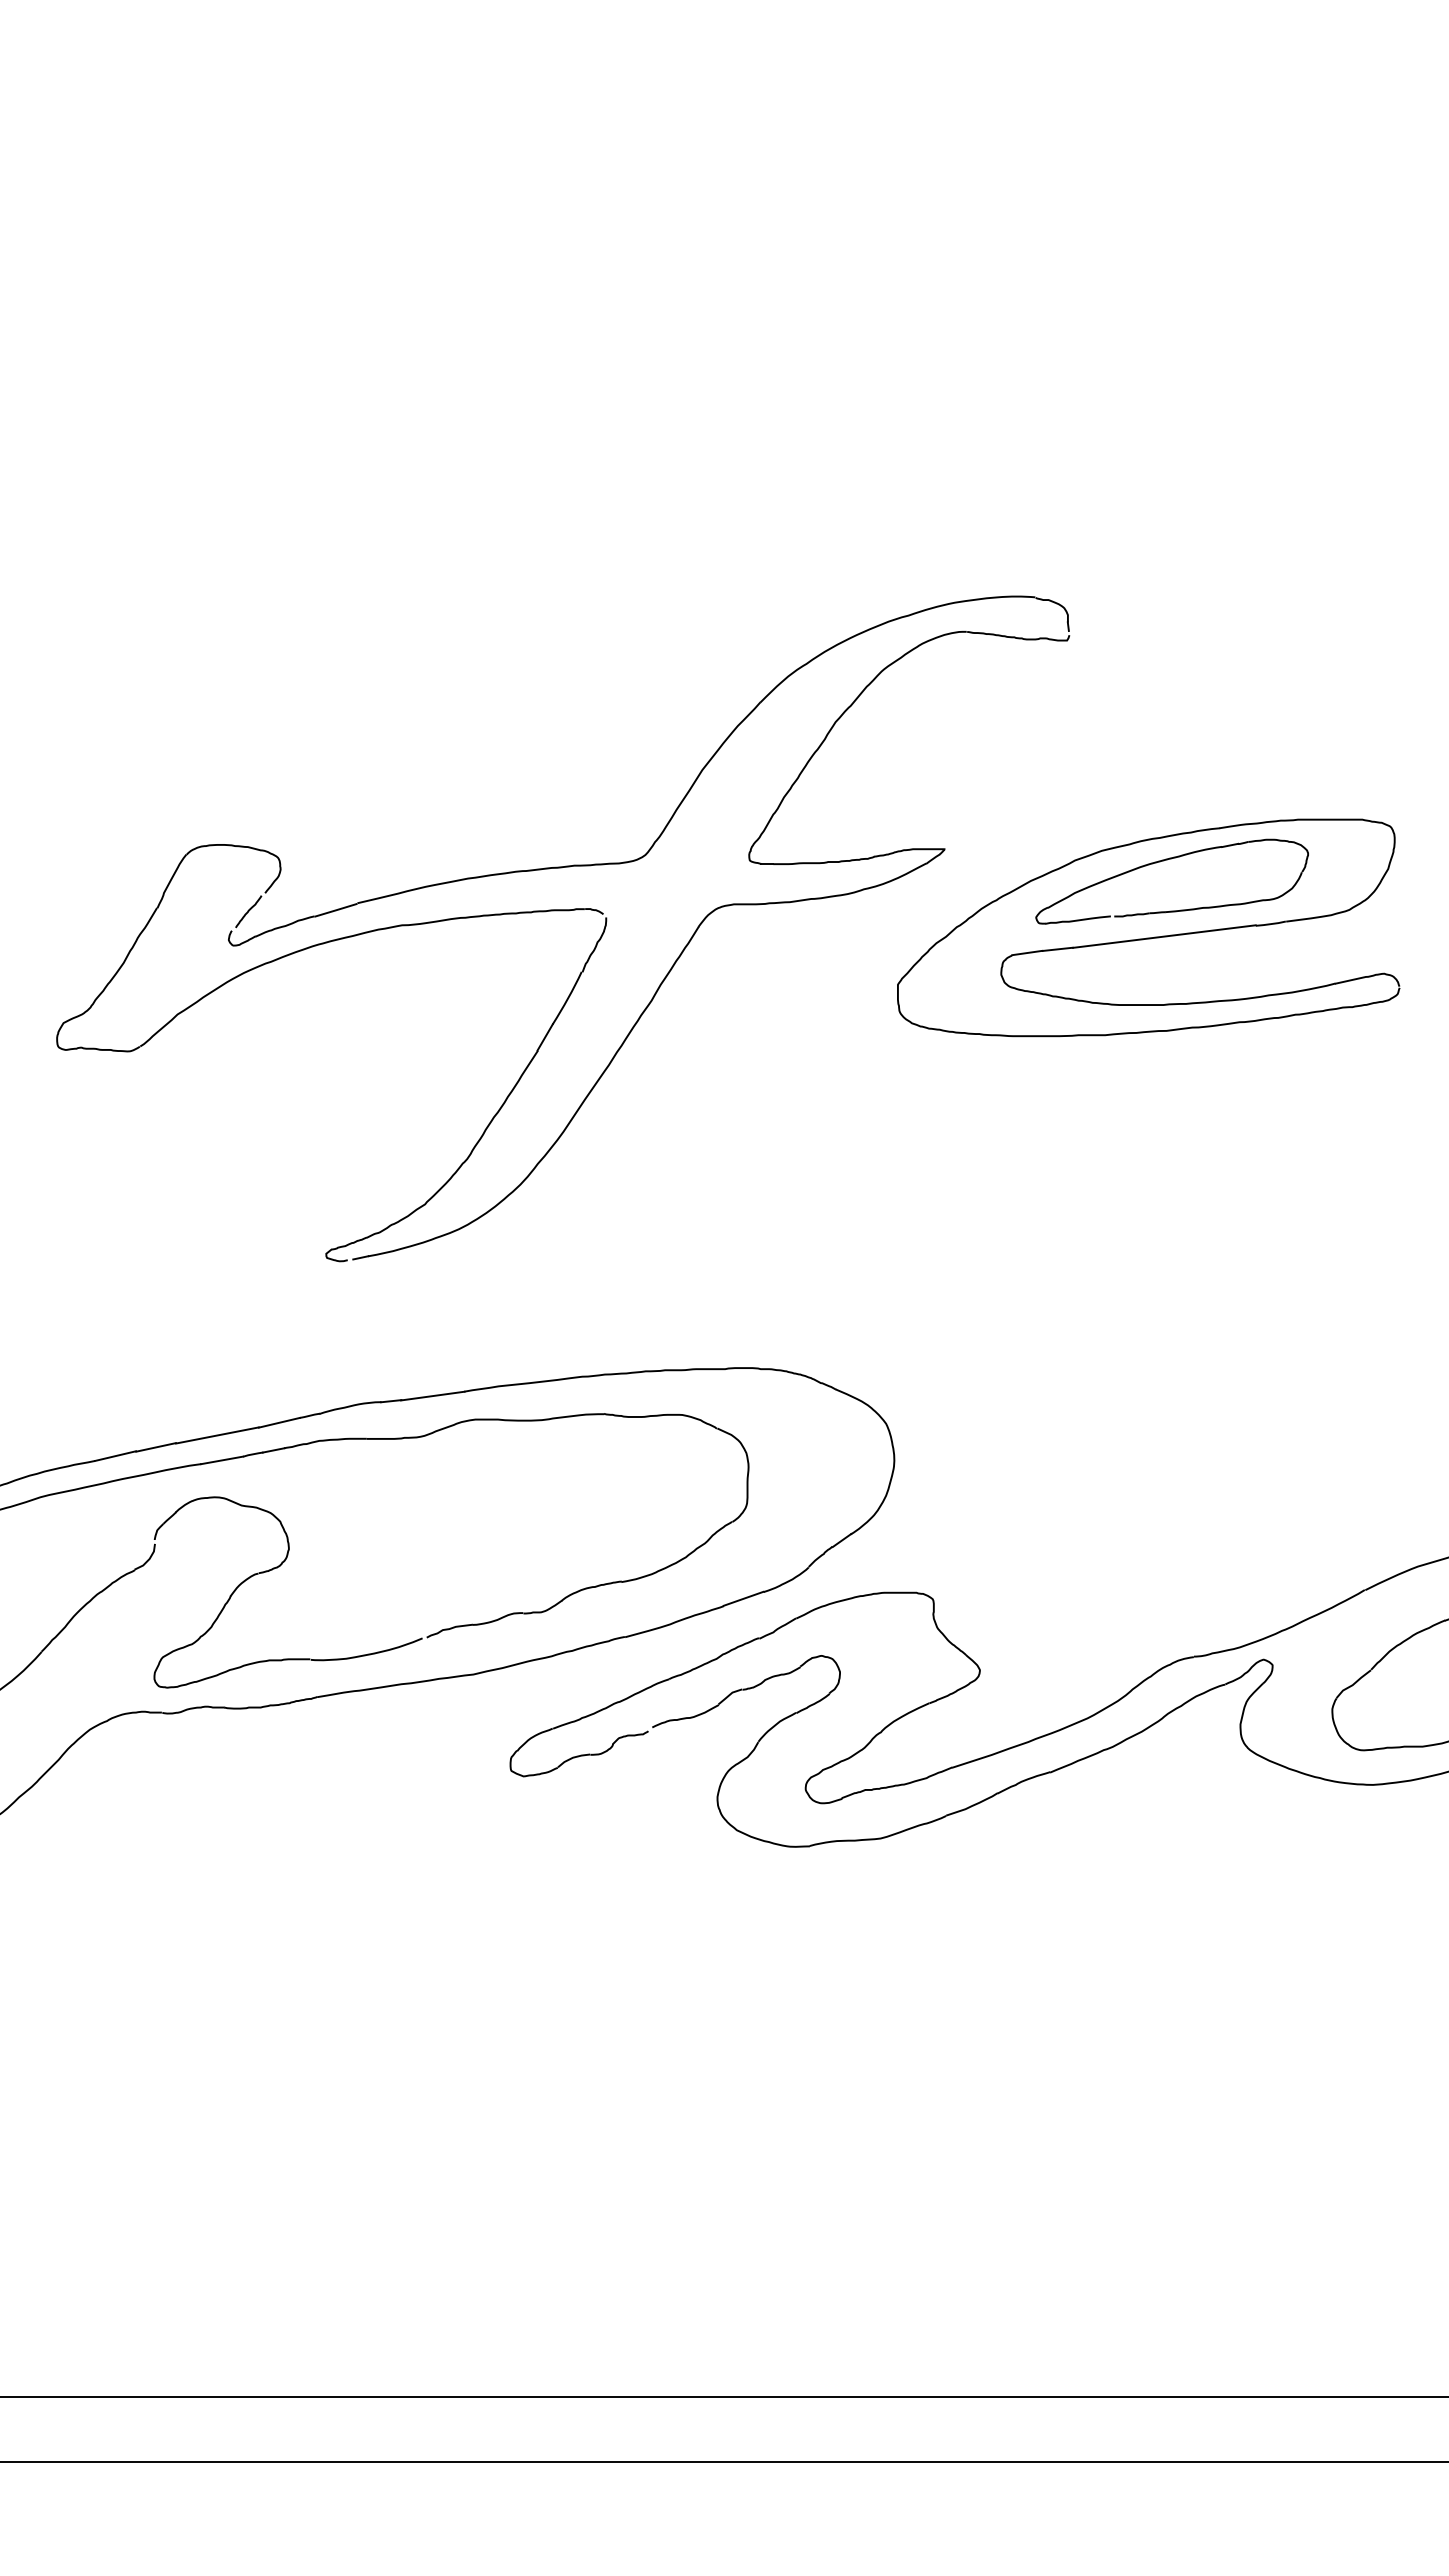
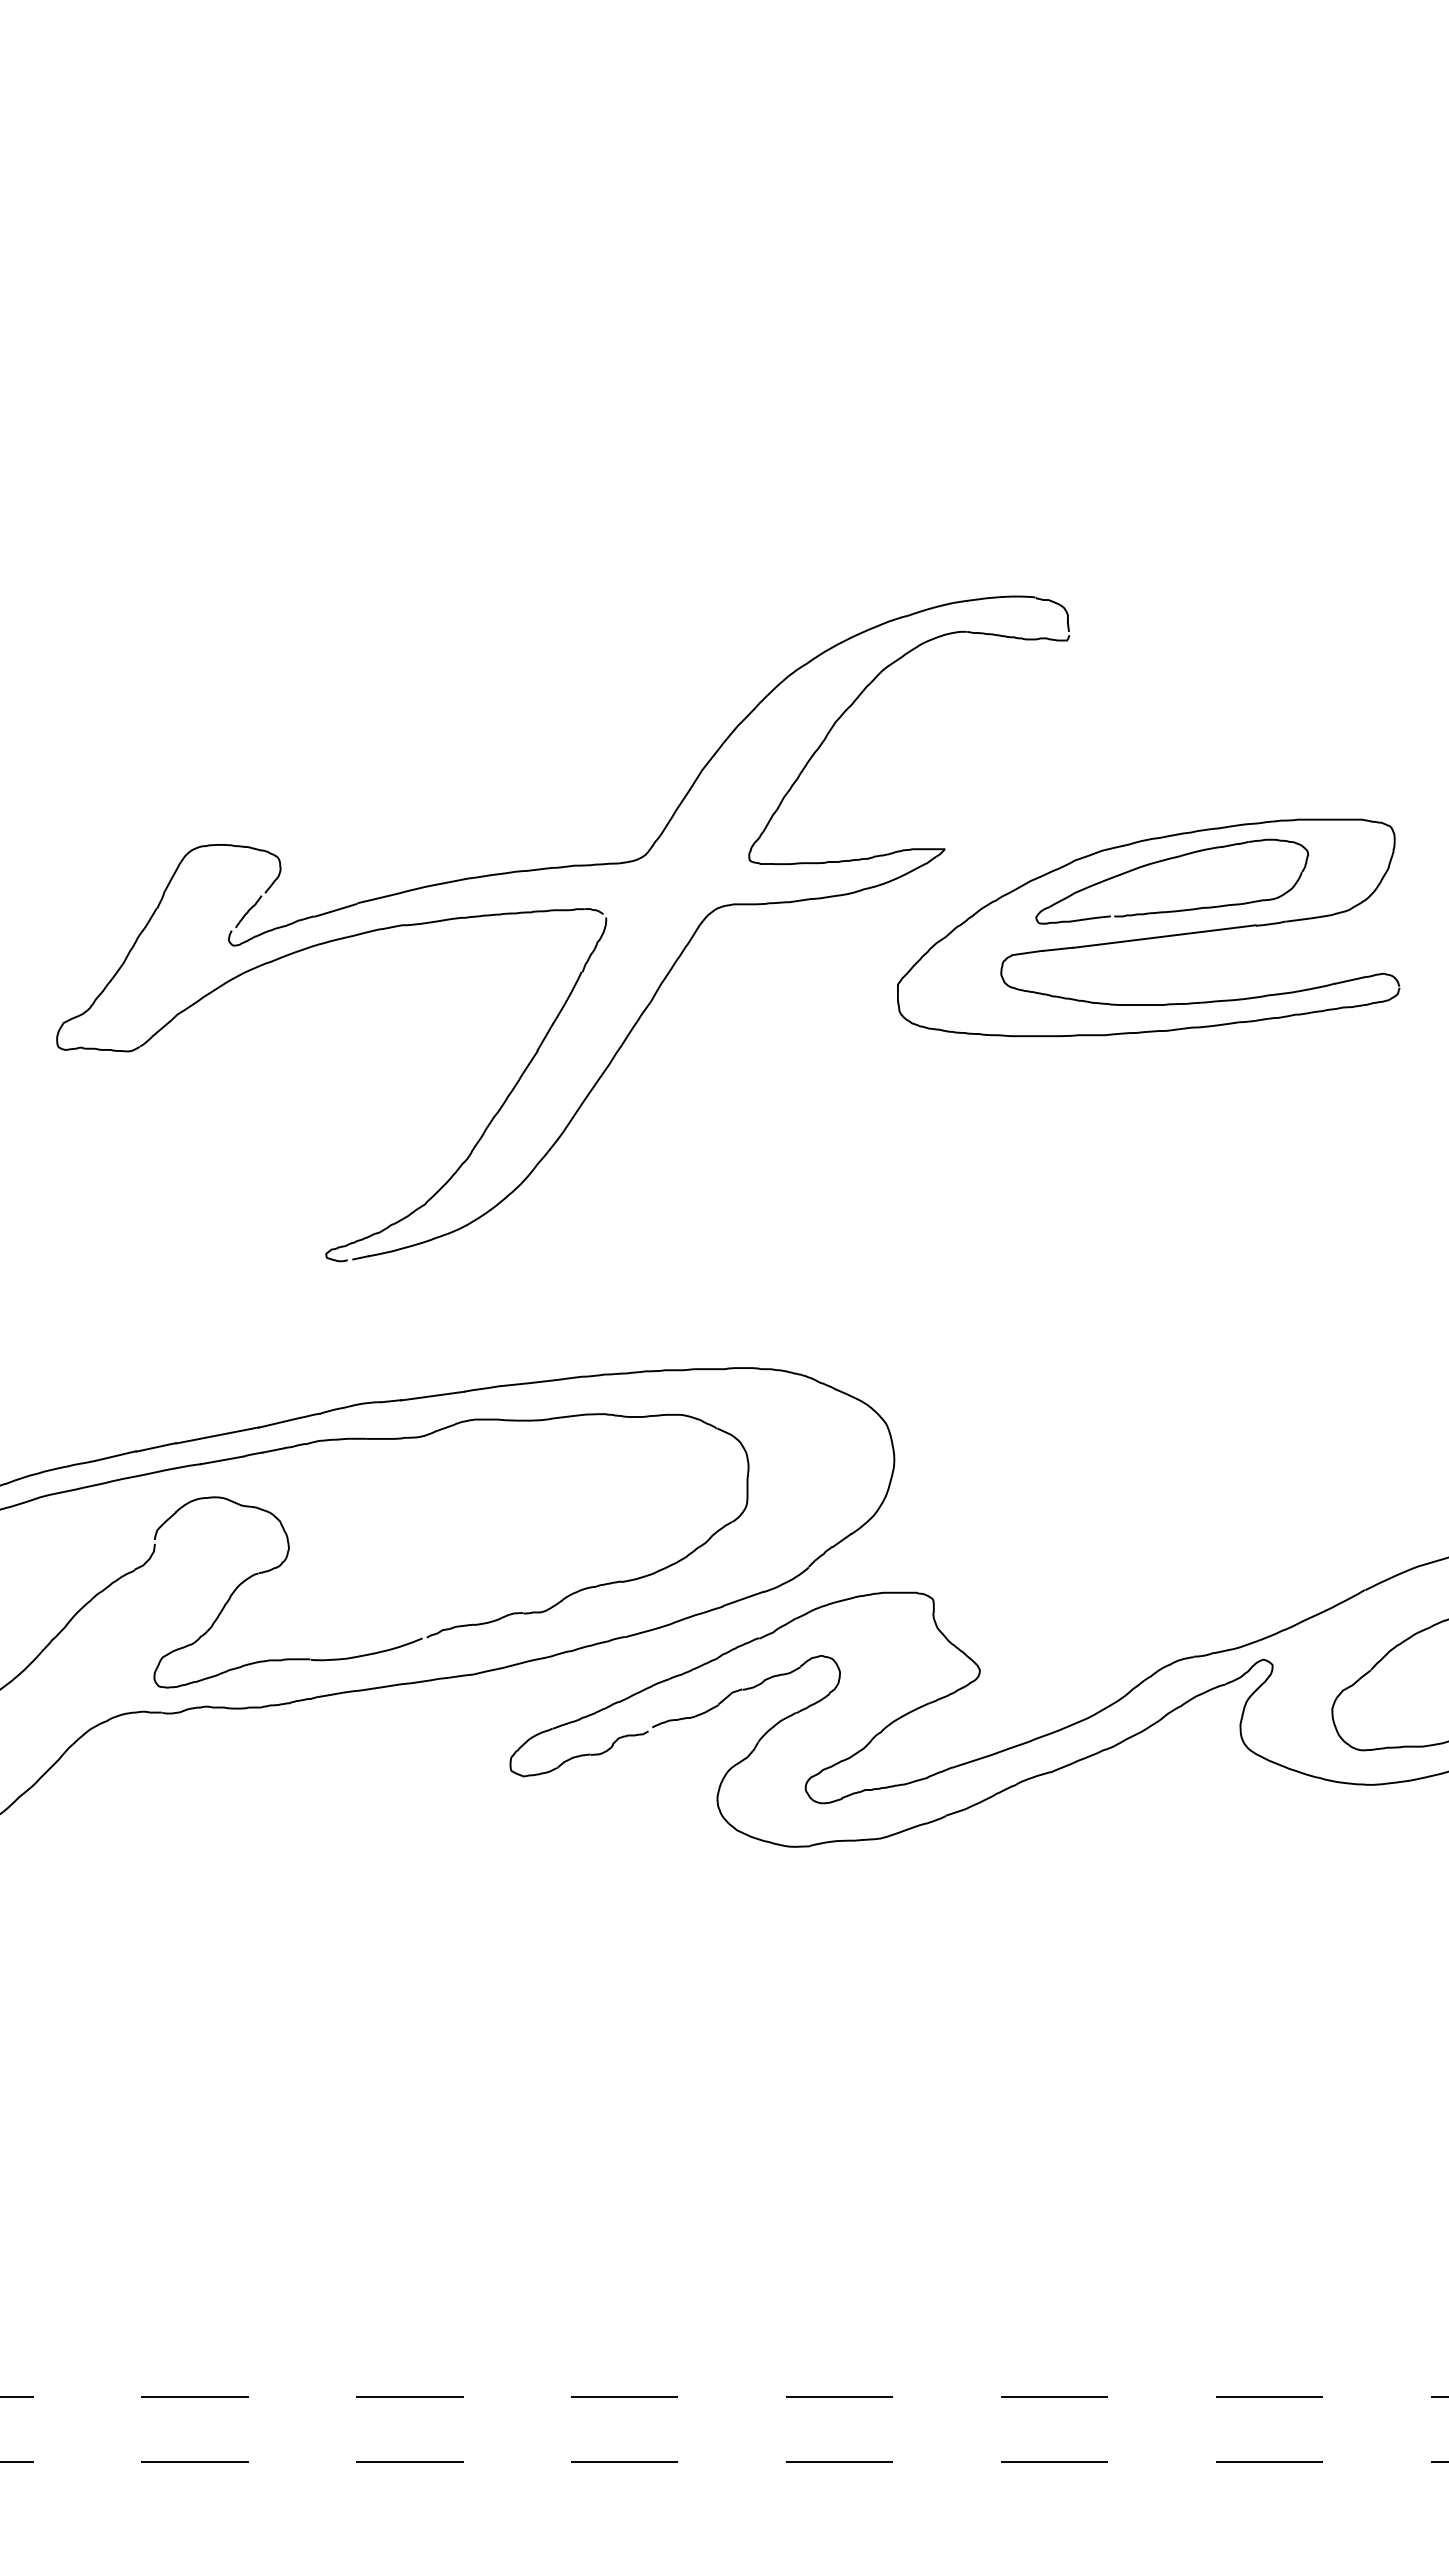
line: solid -> dashed (724, 2396)
line: solid -> dashed (724, 2462)
